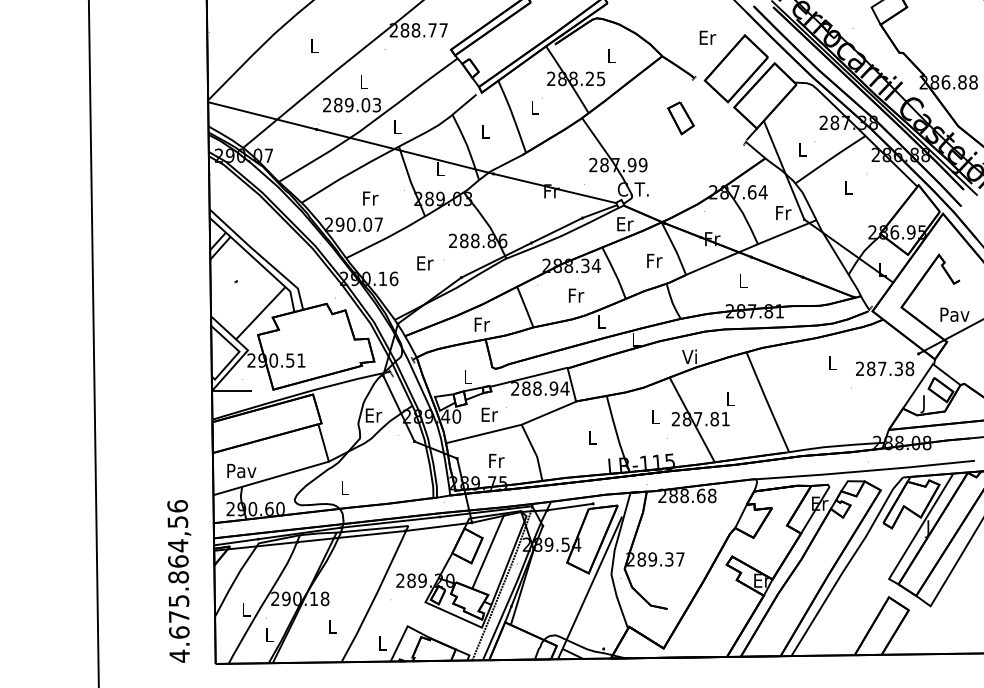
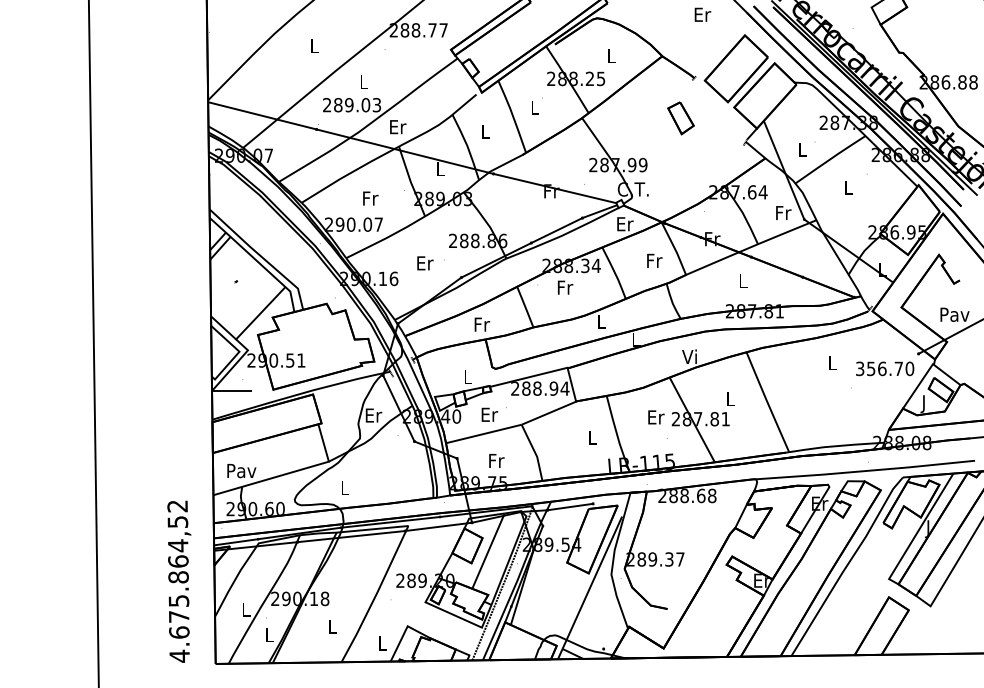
text position: (707, 37) -> (702, 14) (702, 14)
text: L -> Er (398, 127)
text position: (576, 295) -> (565, 287) (565, 287)
text: 287.38 -> 356.70 (885, 368)
text: L -> Er (656, 417)
text: 4.675.864,56 -> 4.675.864,52 (177, 506)
